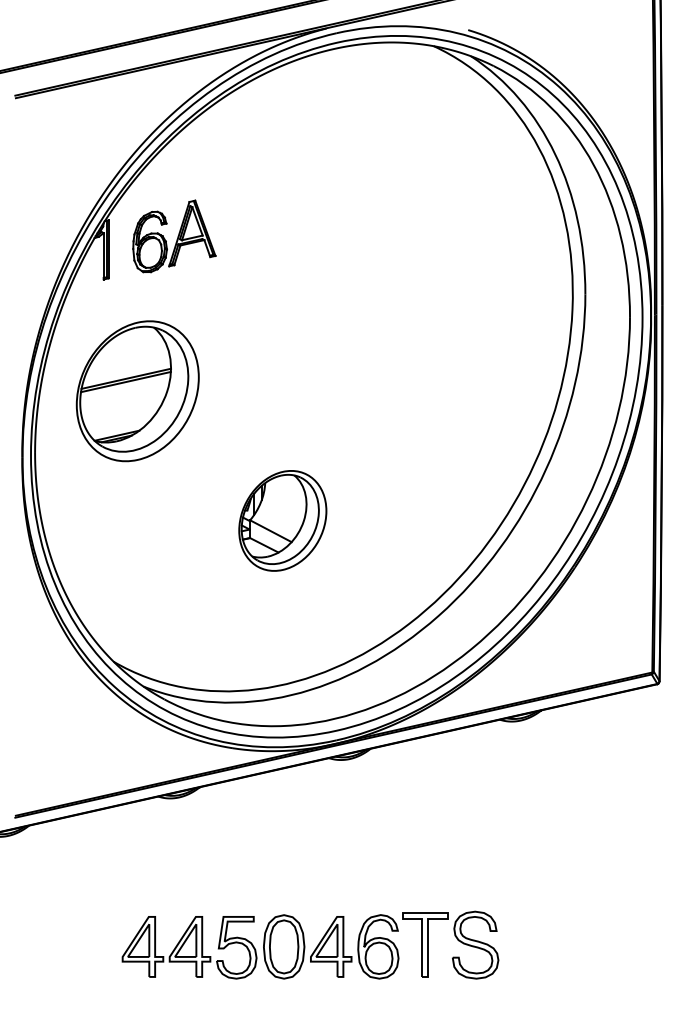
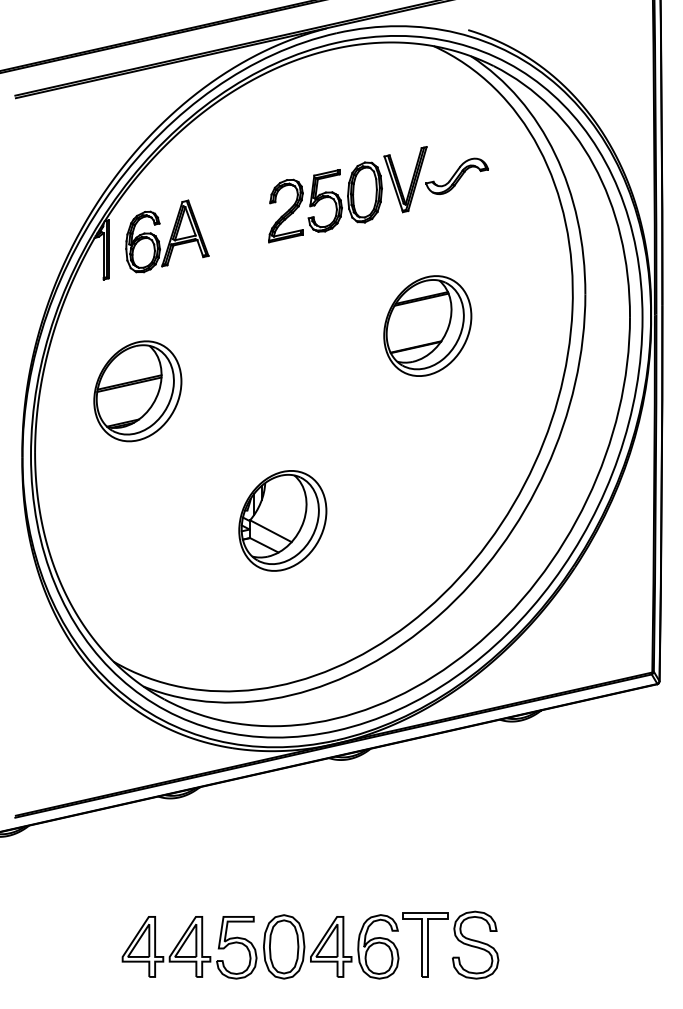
part: none -> present (378, 194)
part position: (174, 236) -> (167, 236) (167, 236)
part: none -> present (427, 325)
part size: 125x143 px -> 90x103 px (137, 391)
